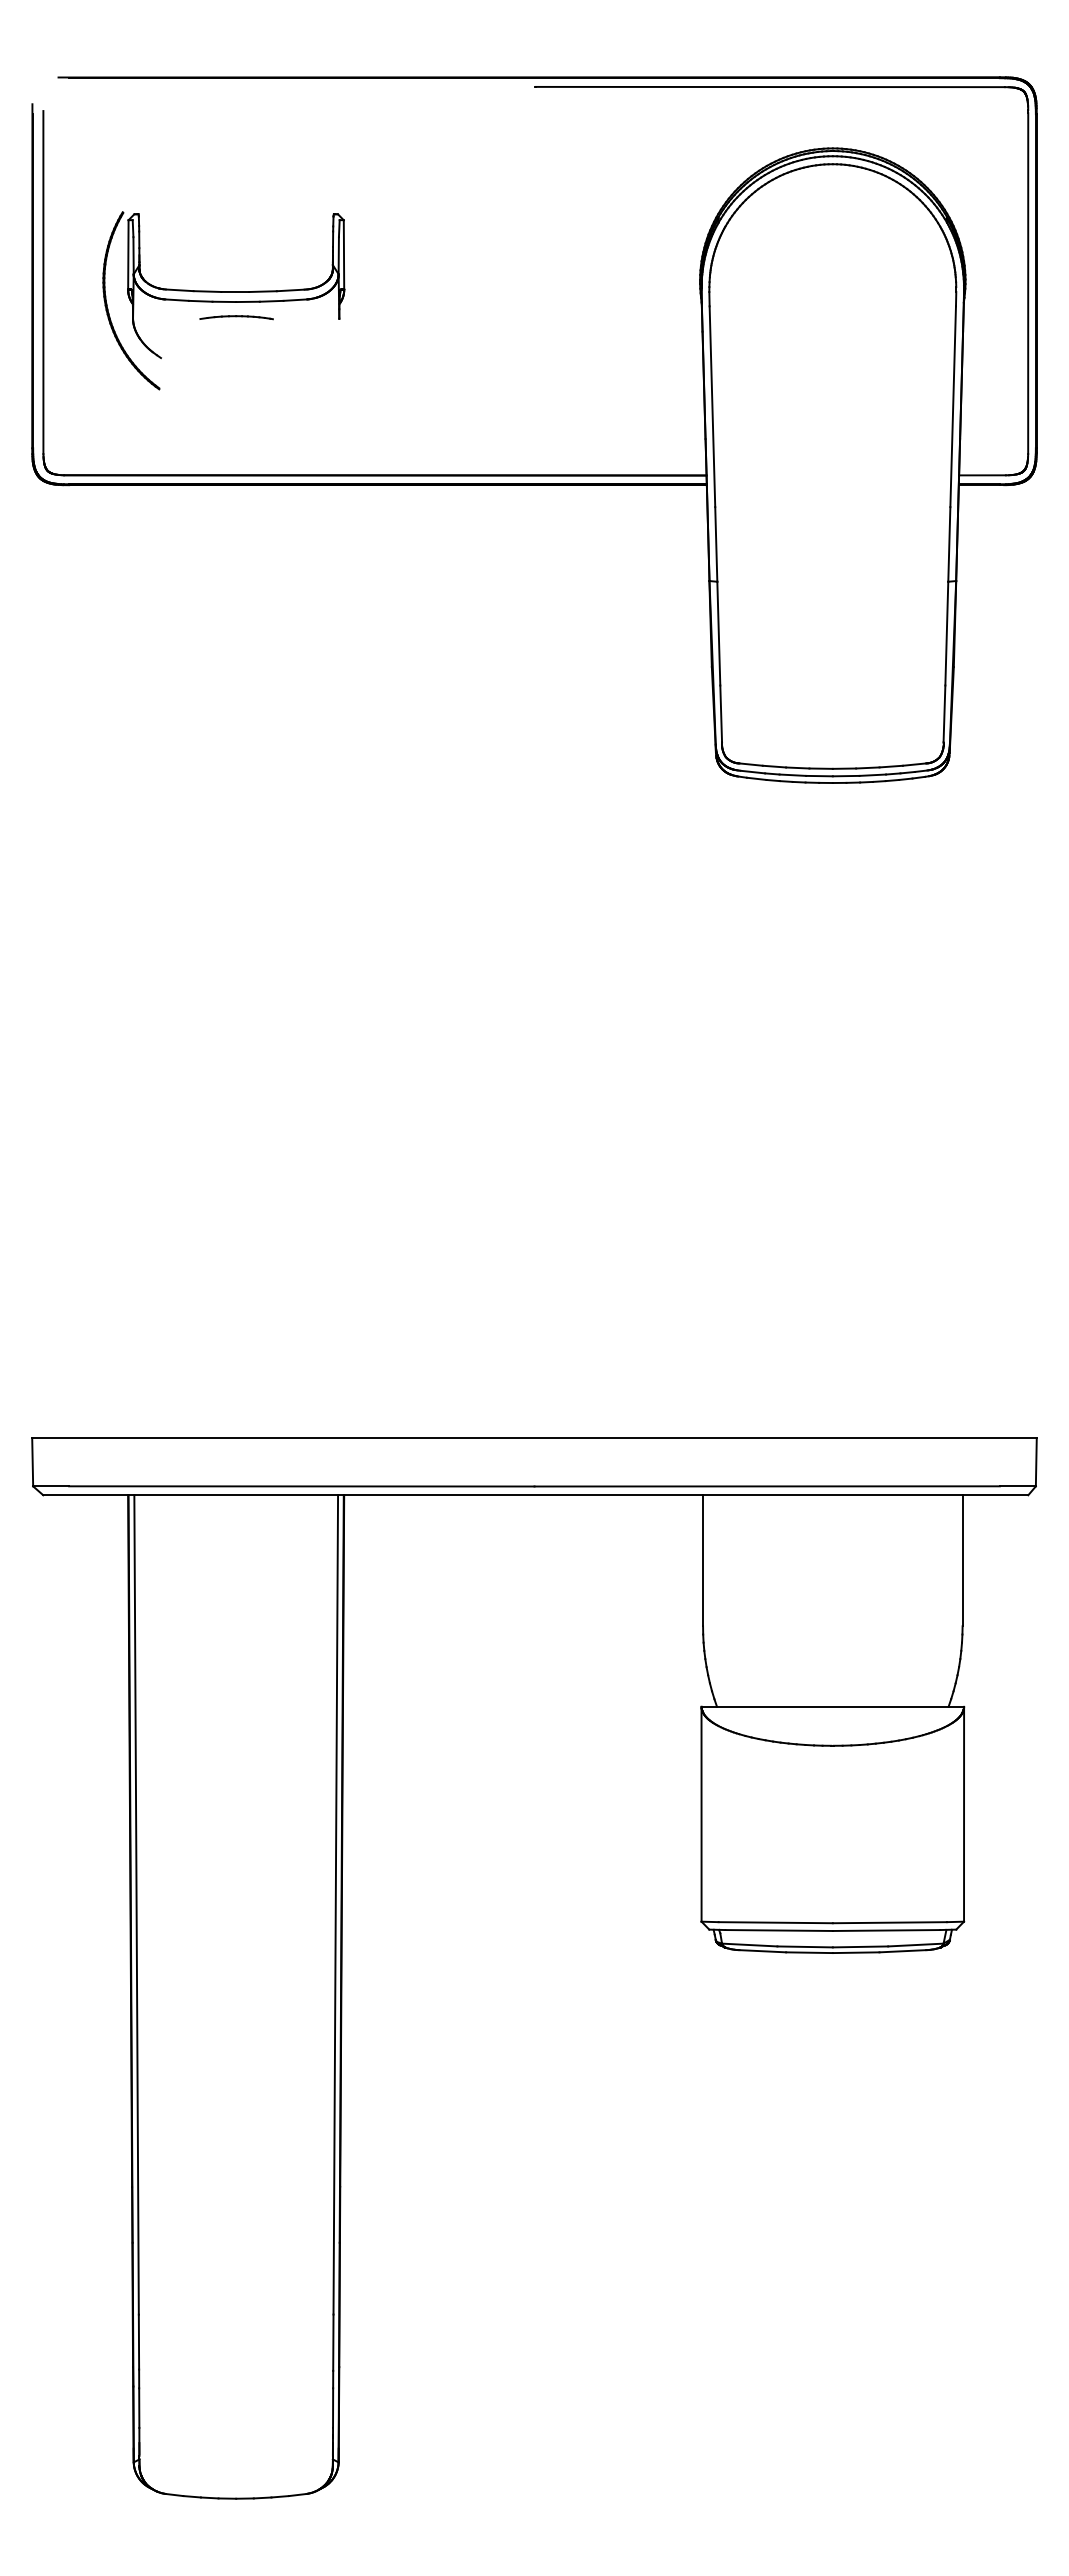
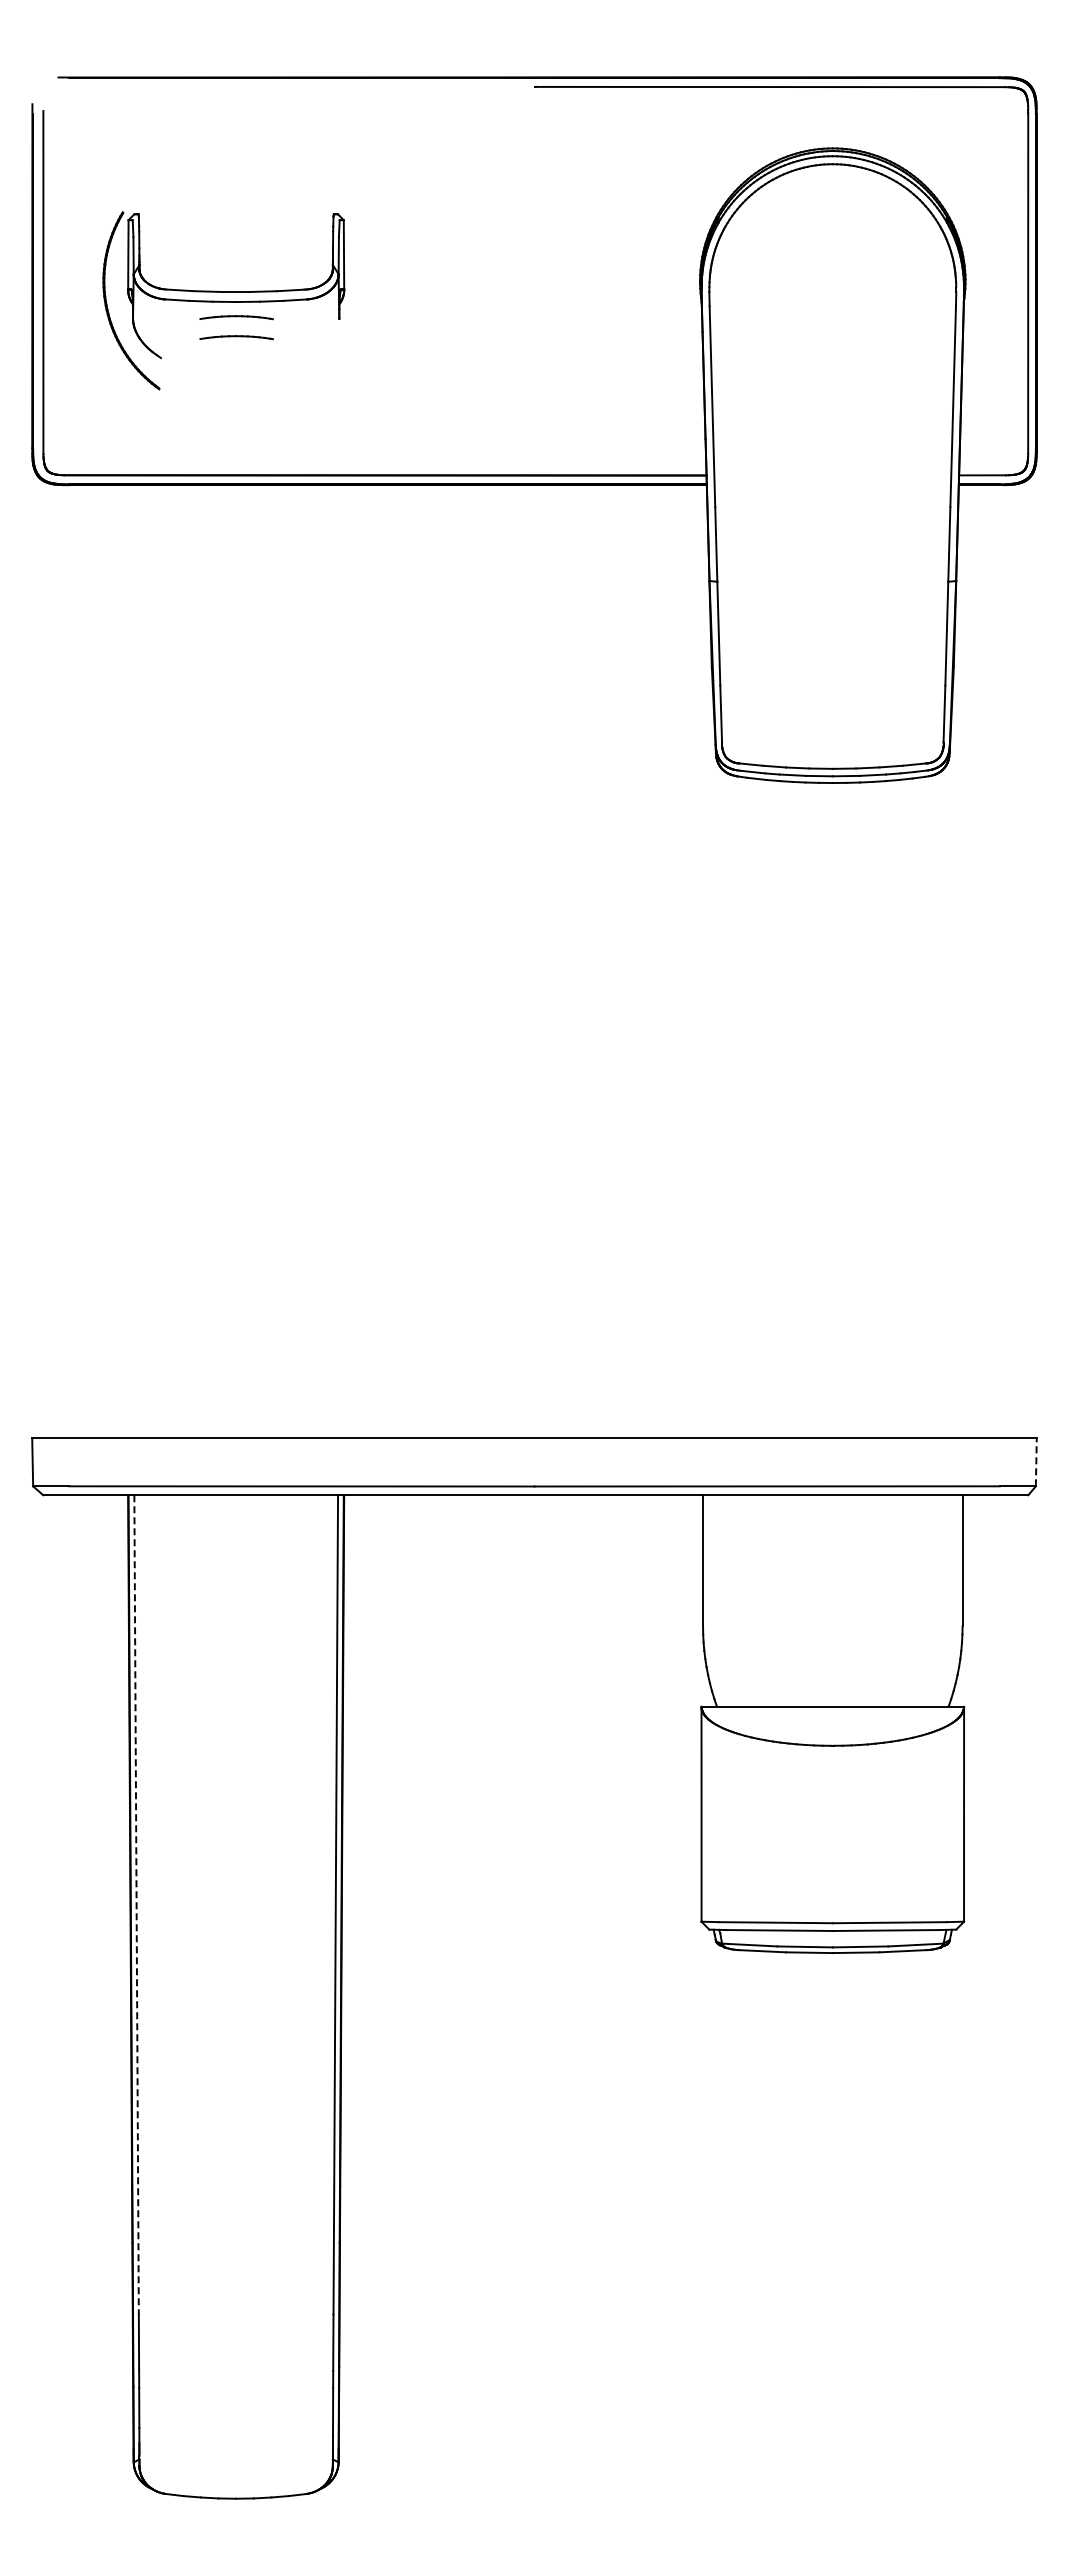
part: none -> present (236, 337)
line: solid -> dashed (1036, 1462)
line: solid -> dashed (136, 1904)
